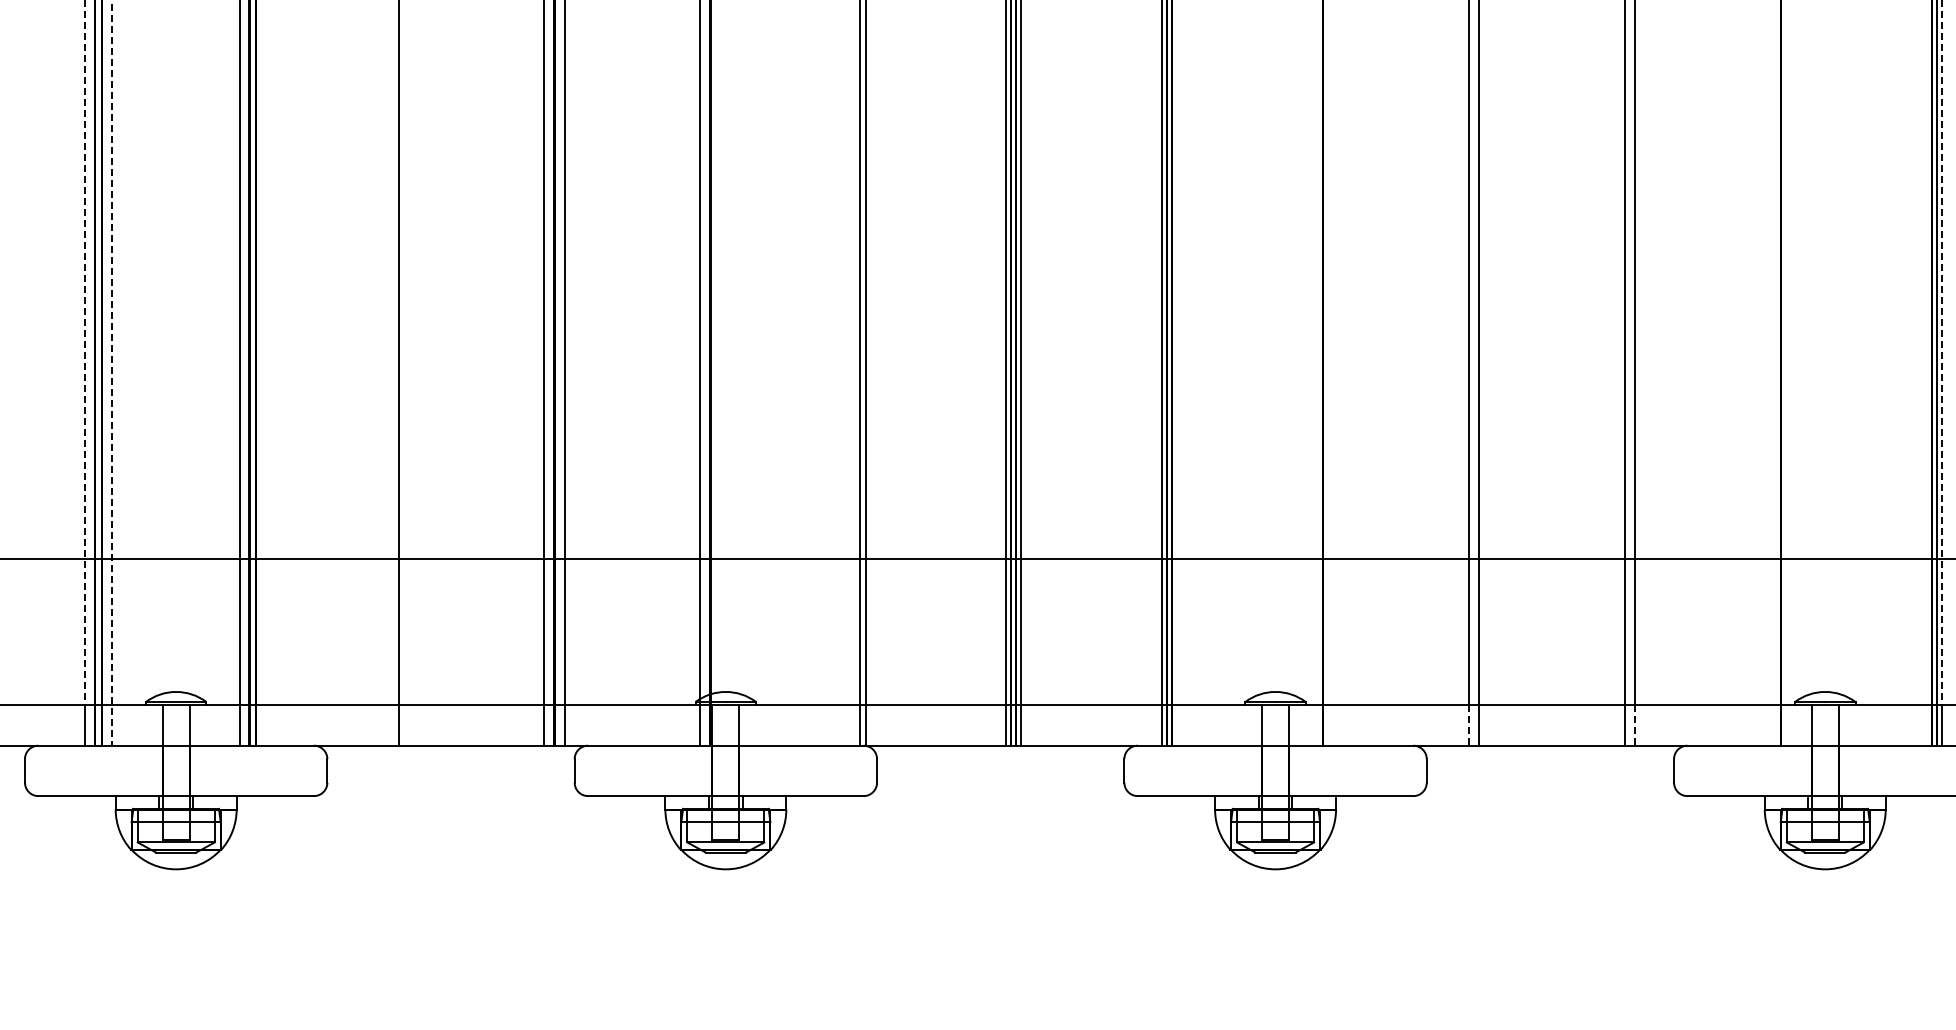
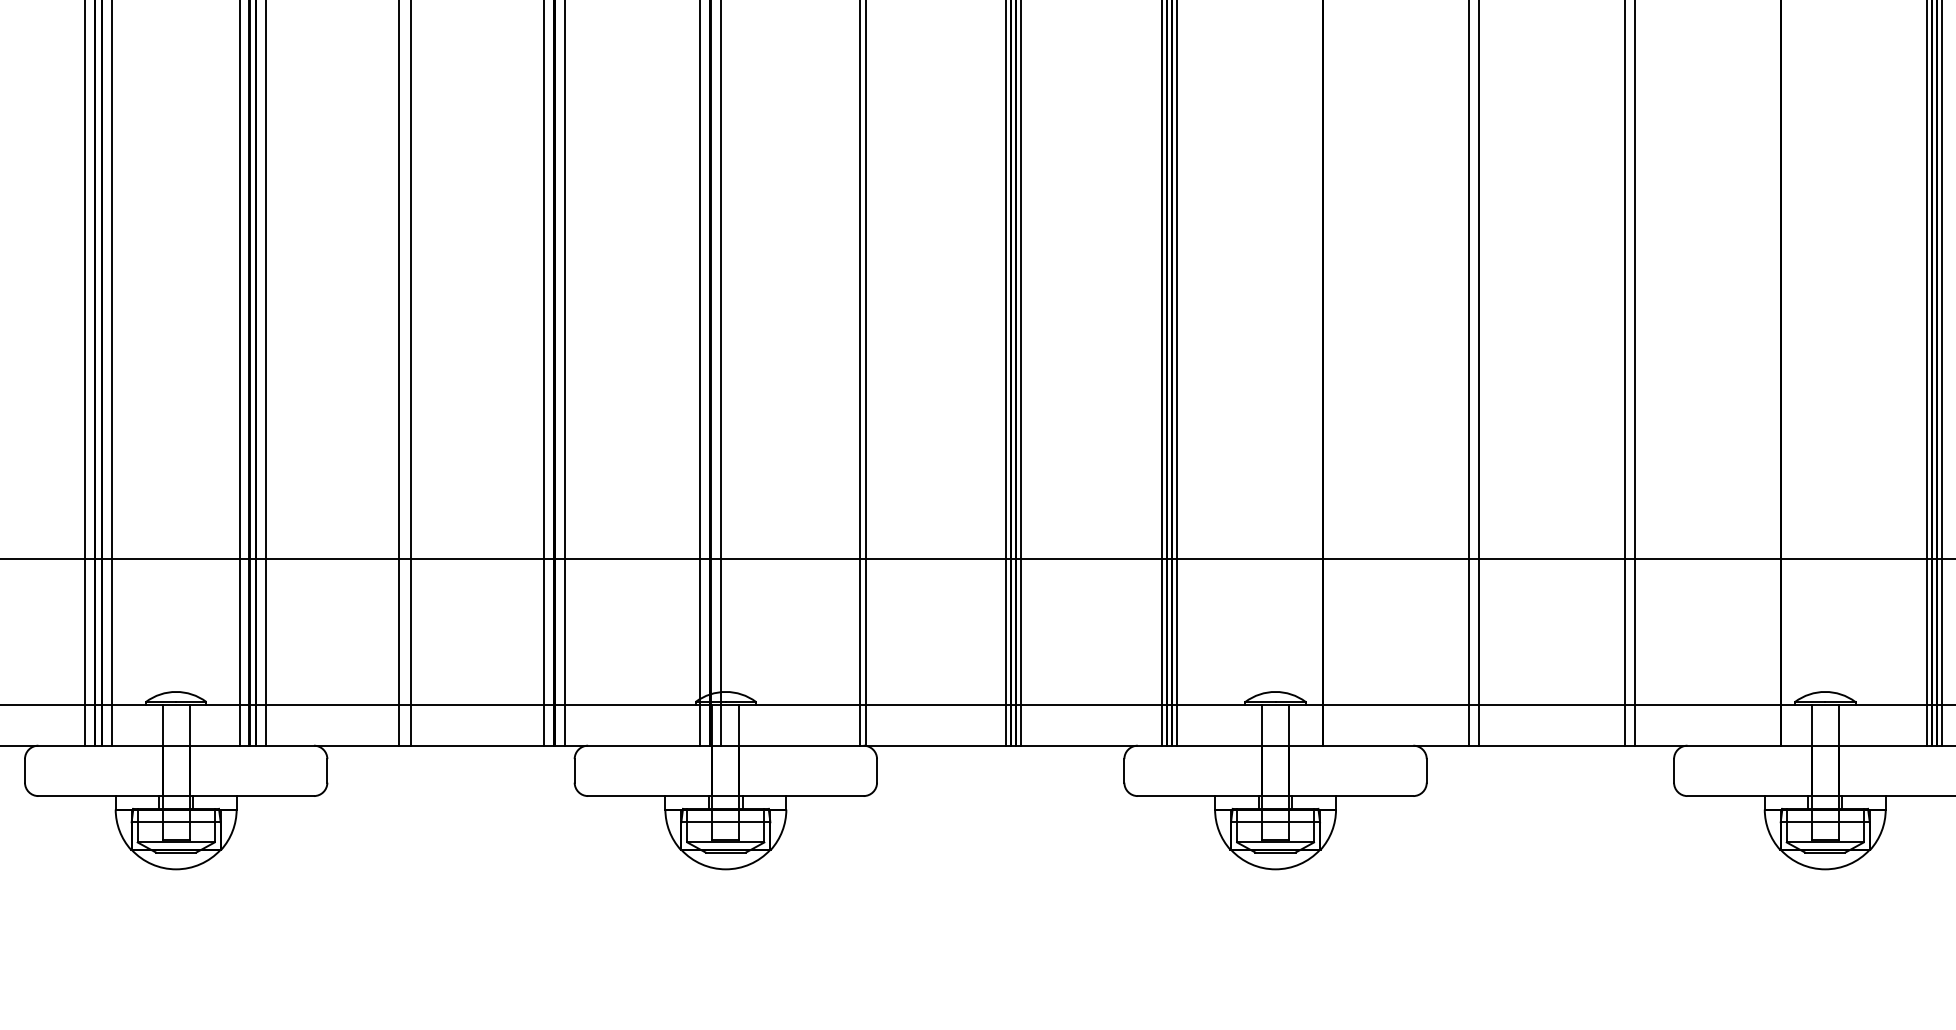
line: dashed -> solid (85, 353)
line: dashed -> solid (1942, 353)
line: dashed -> solid (111, 373)
line: none -> present (265, 373)
line: none -> present (410, 373)
line: none -> present (720, 373)
line: none -> present (1177, 373)
line: none -> present (1926, 373)
line: dashed -> solid (1468, 726)
line: dashed -> solid (1635, 726)
